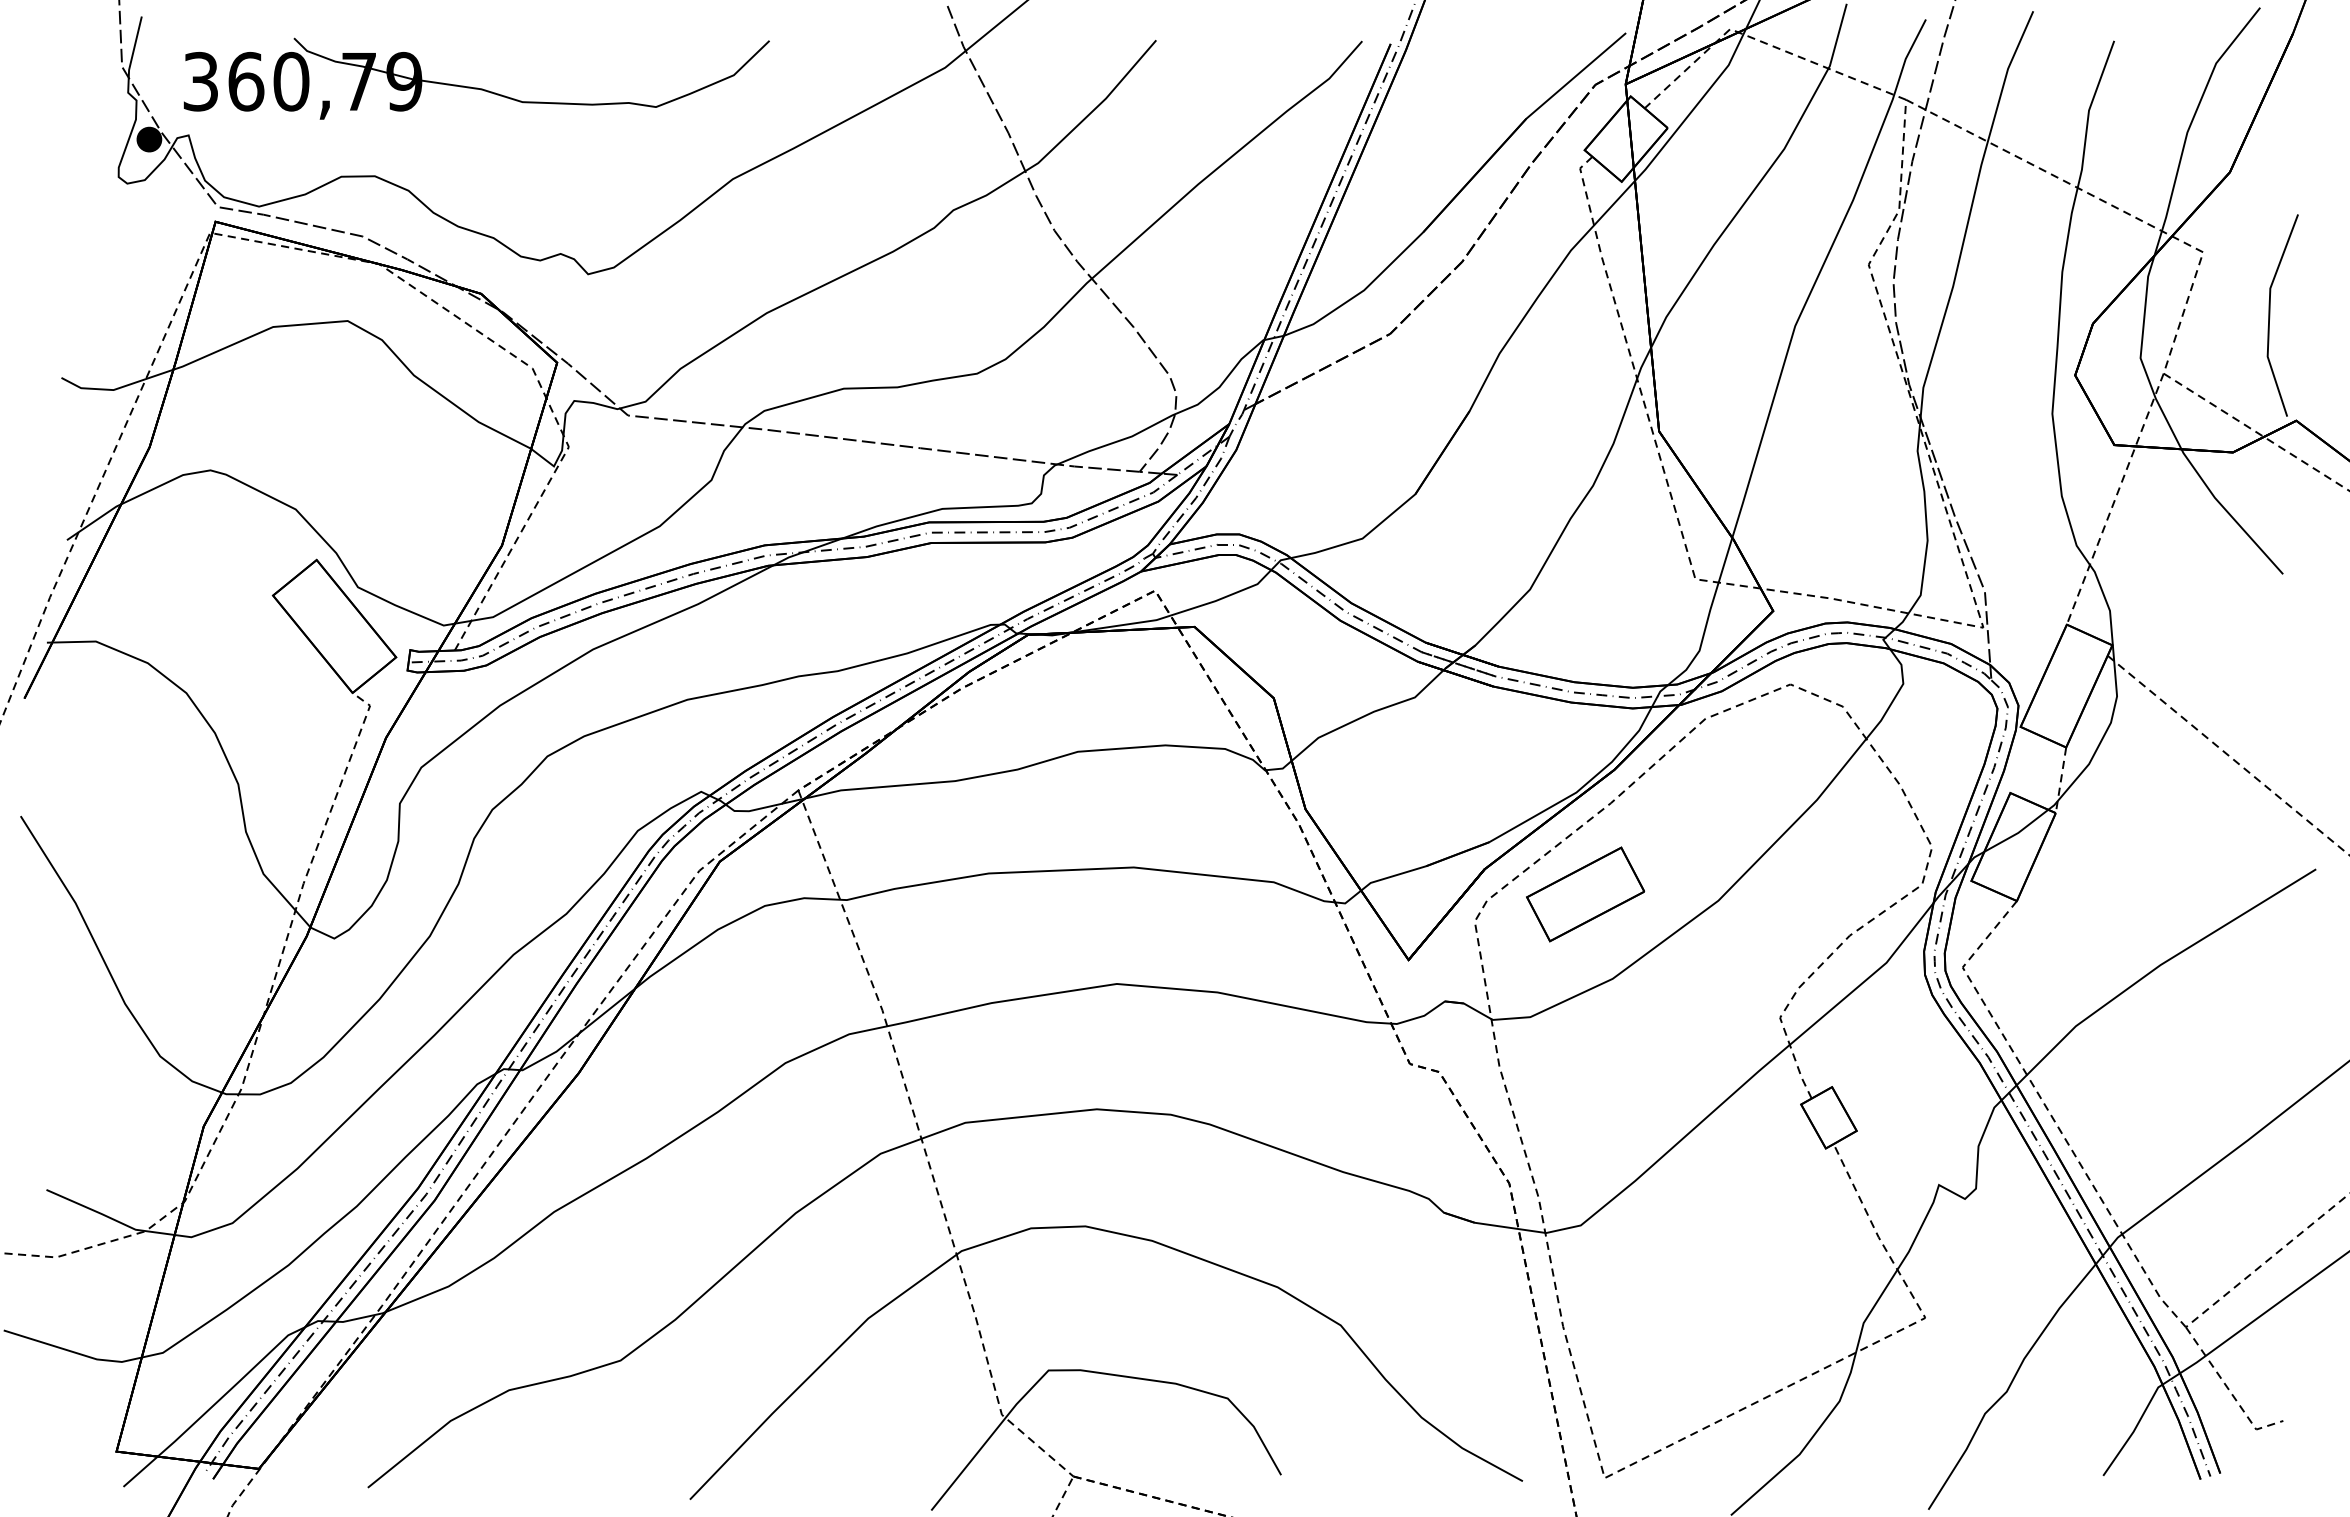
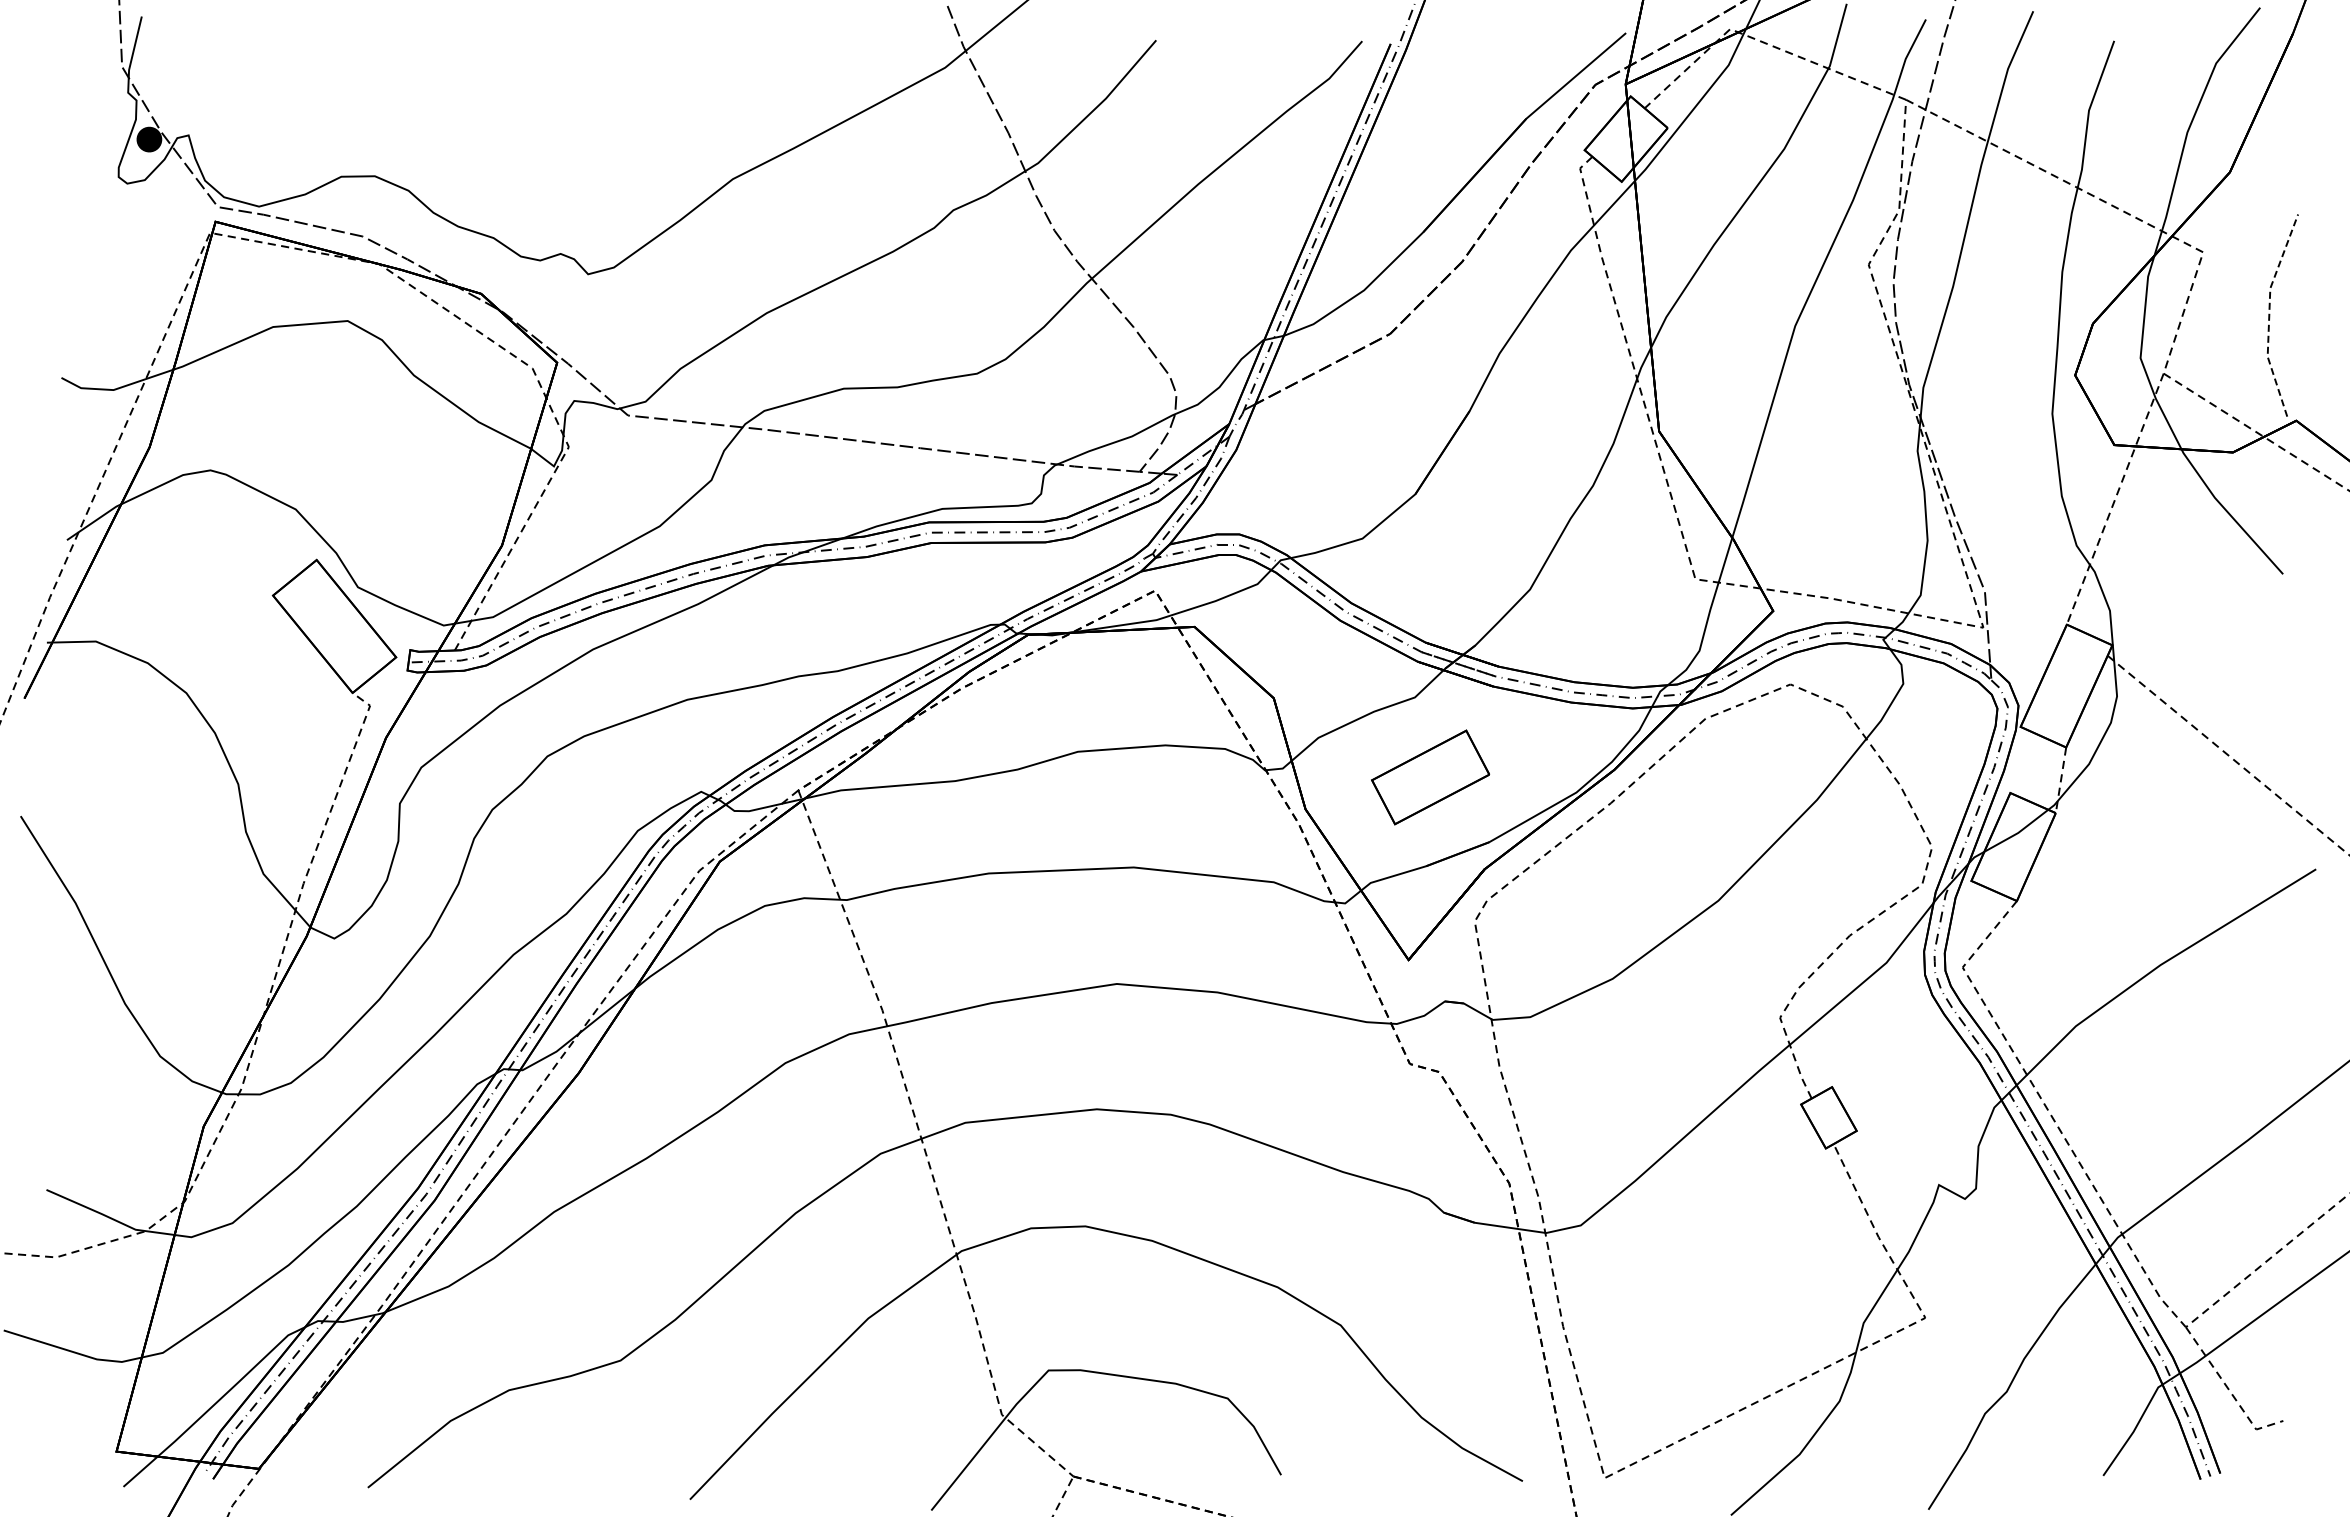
part: present -> none (476, 87)
line: solid -> dashed (2269, 314)
part position: (1585, 894) -> (1430, 777) (1430, 777)
